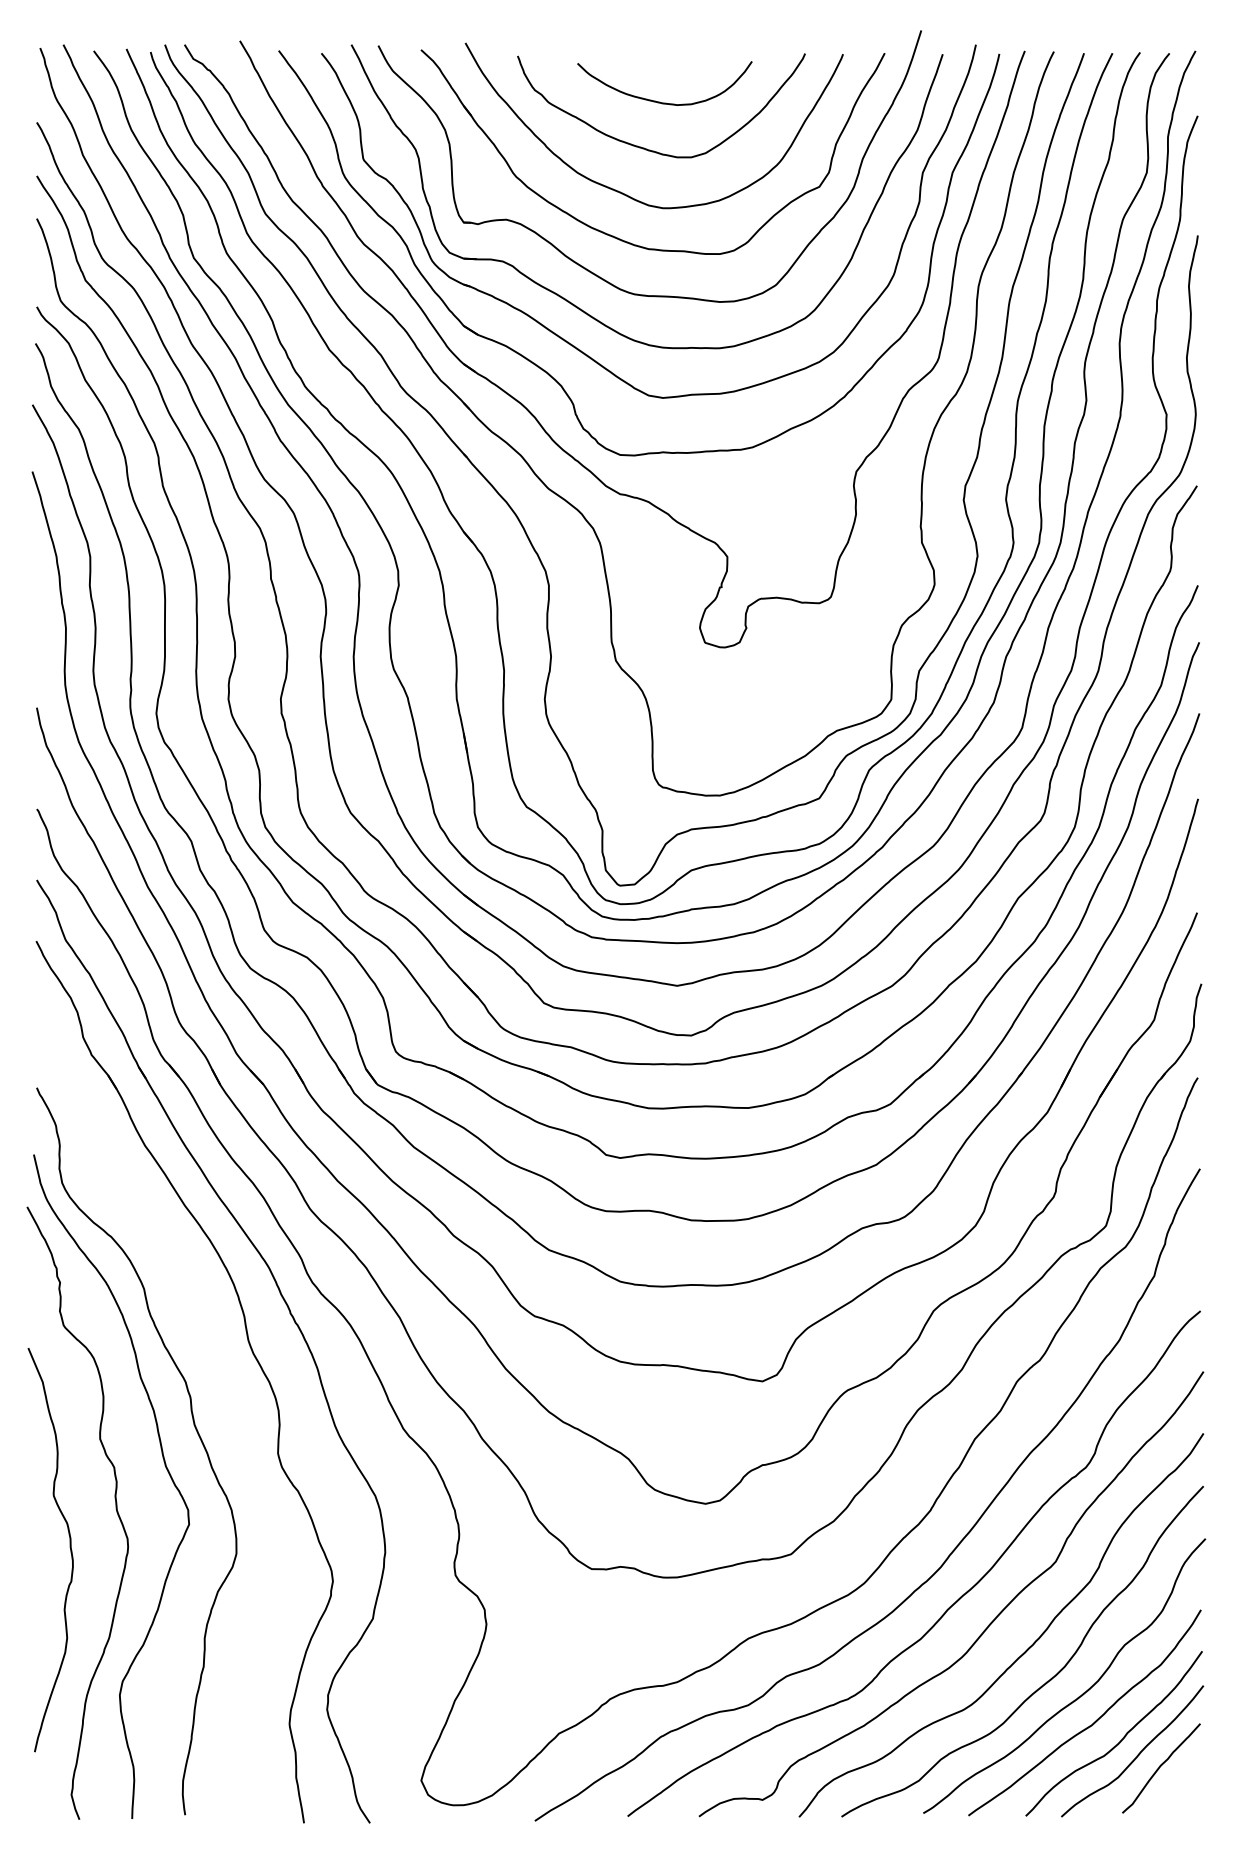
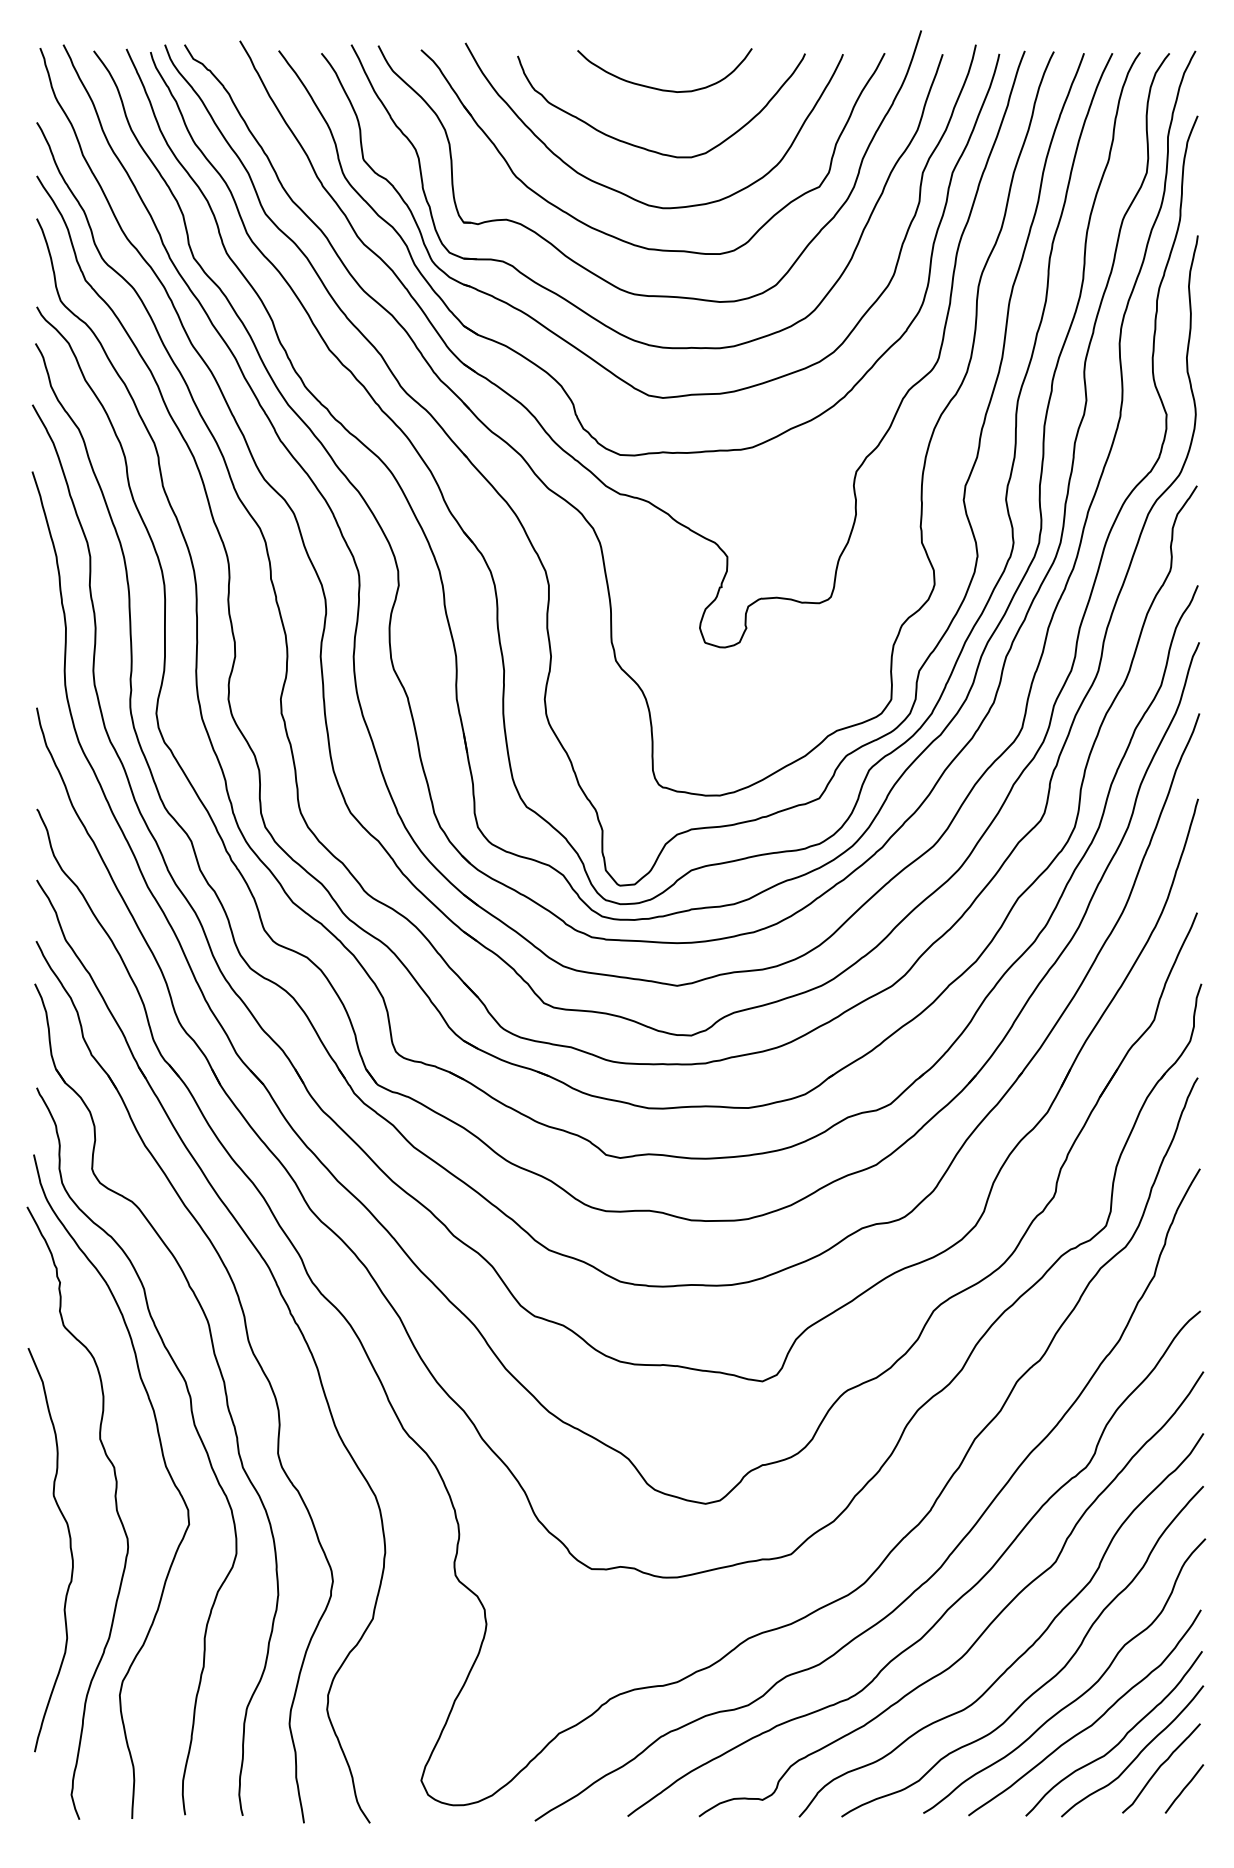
curve position: (659, 101) -> (659, 88) (659, 88)
part: none -> present (220, 1375)
line: none -> present (1184, 1788)
